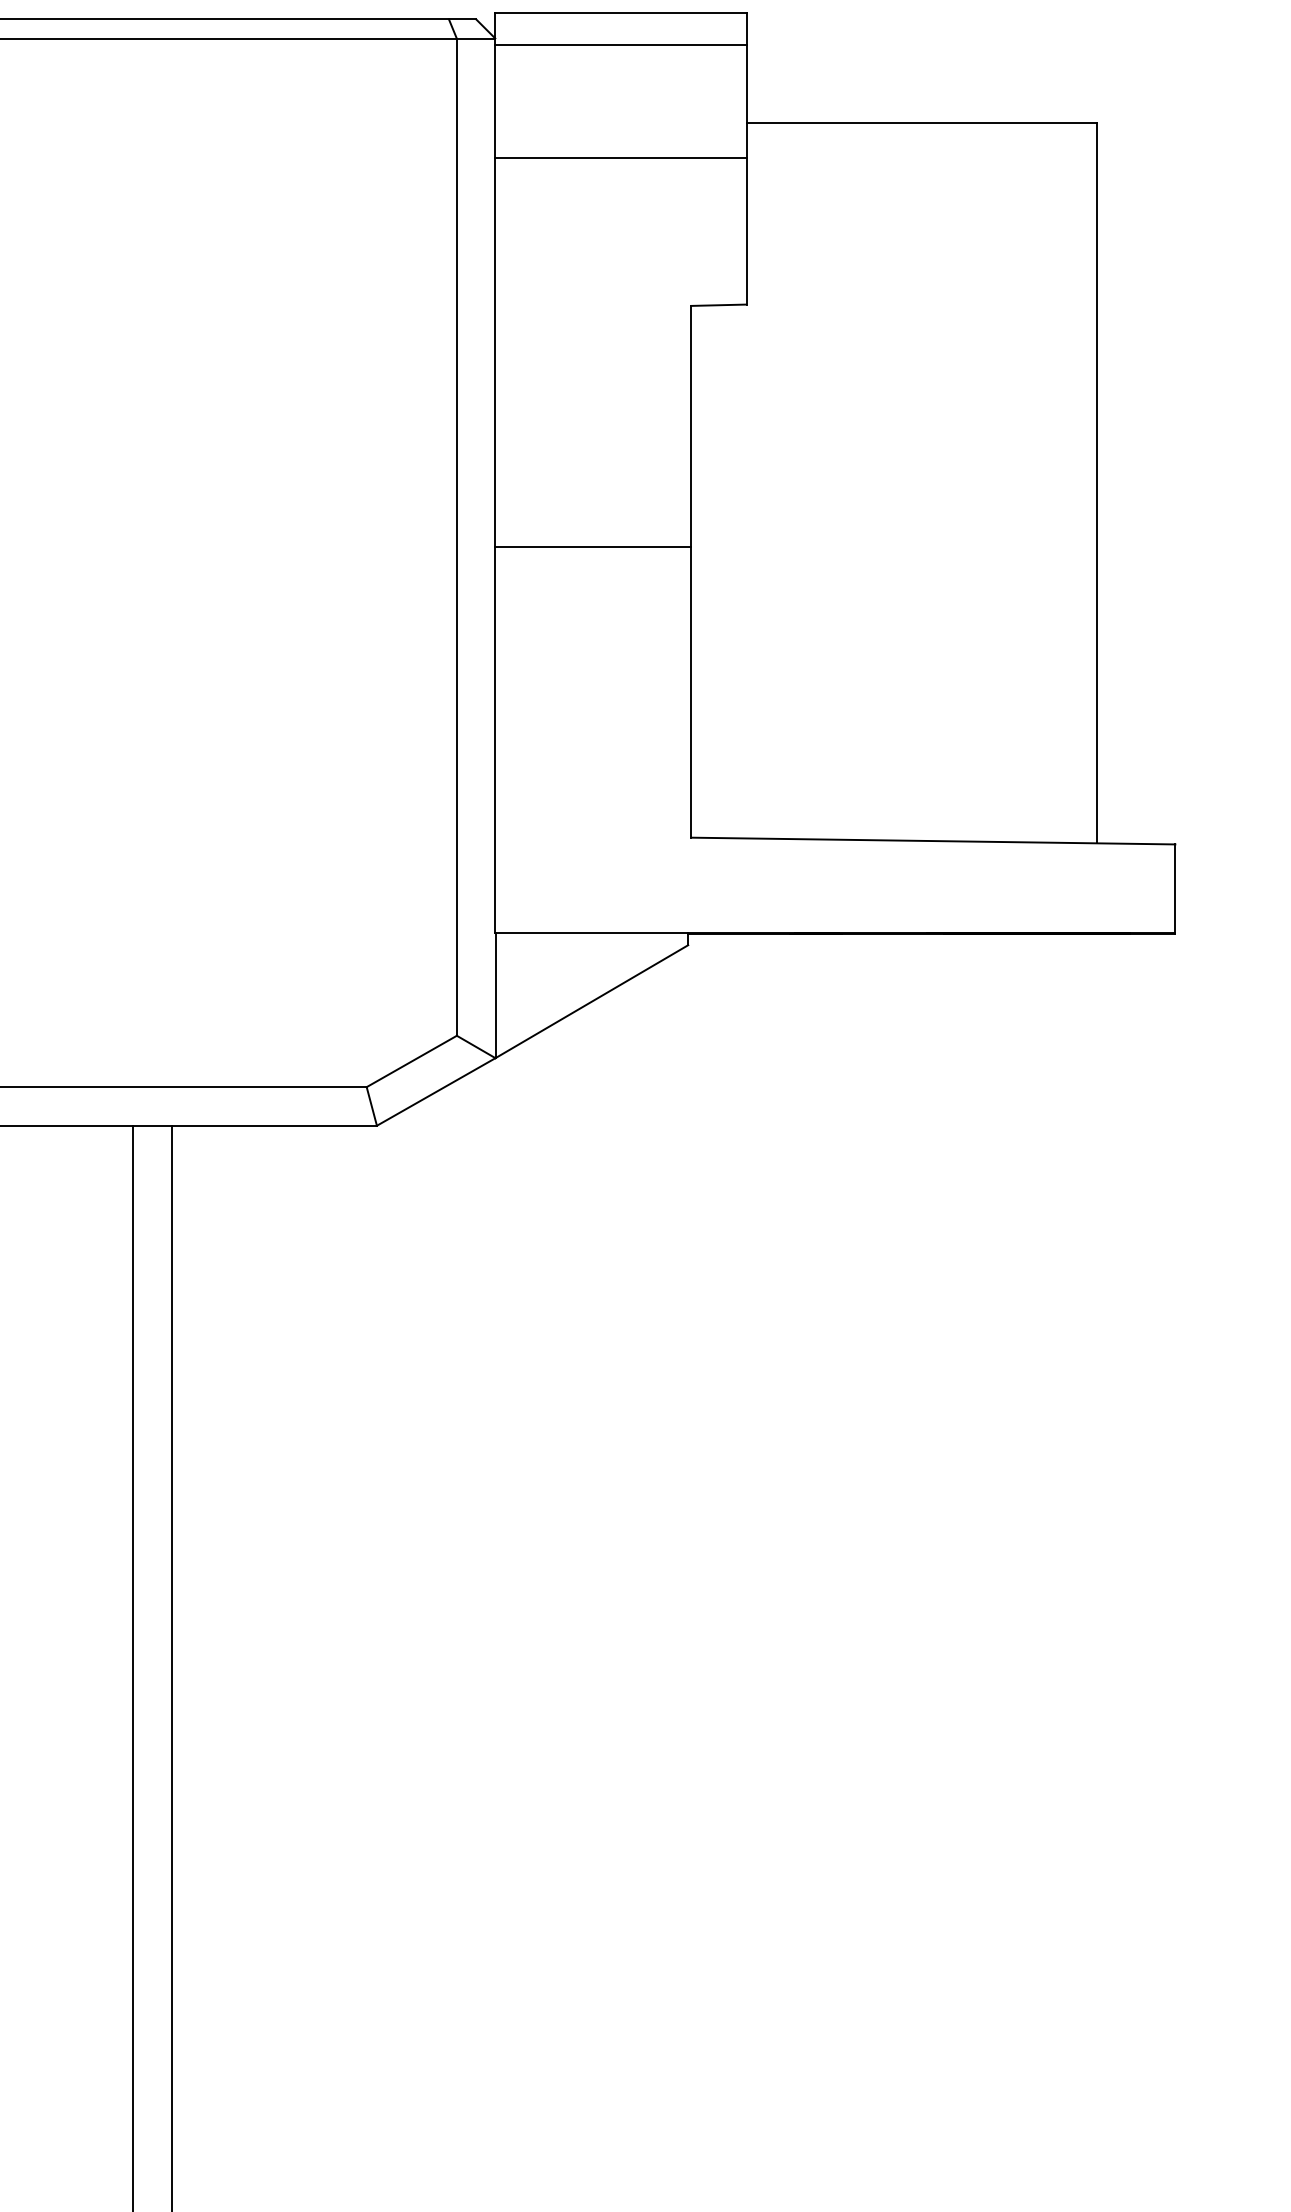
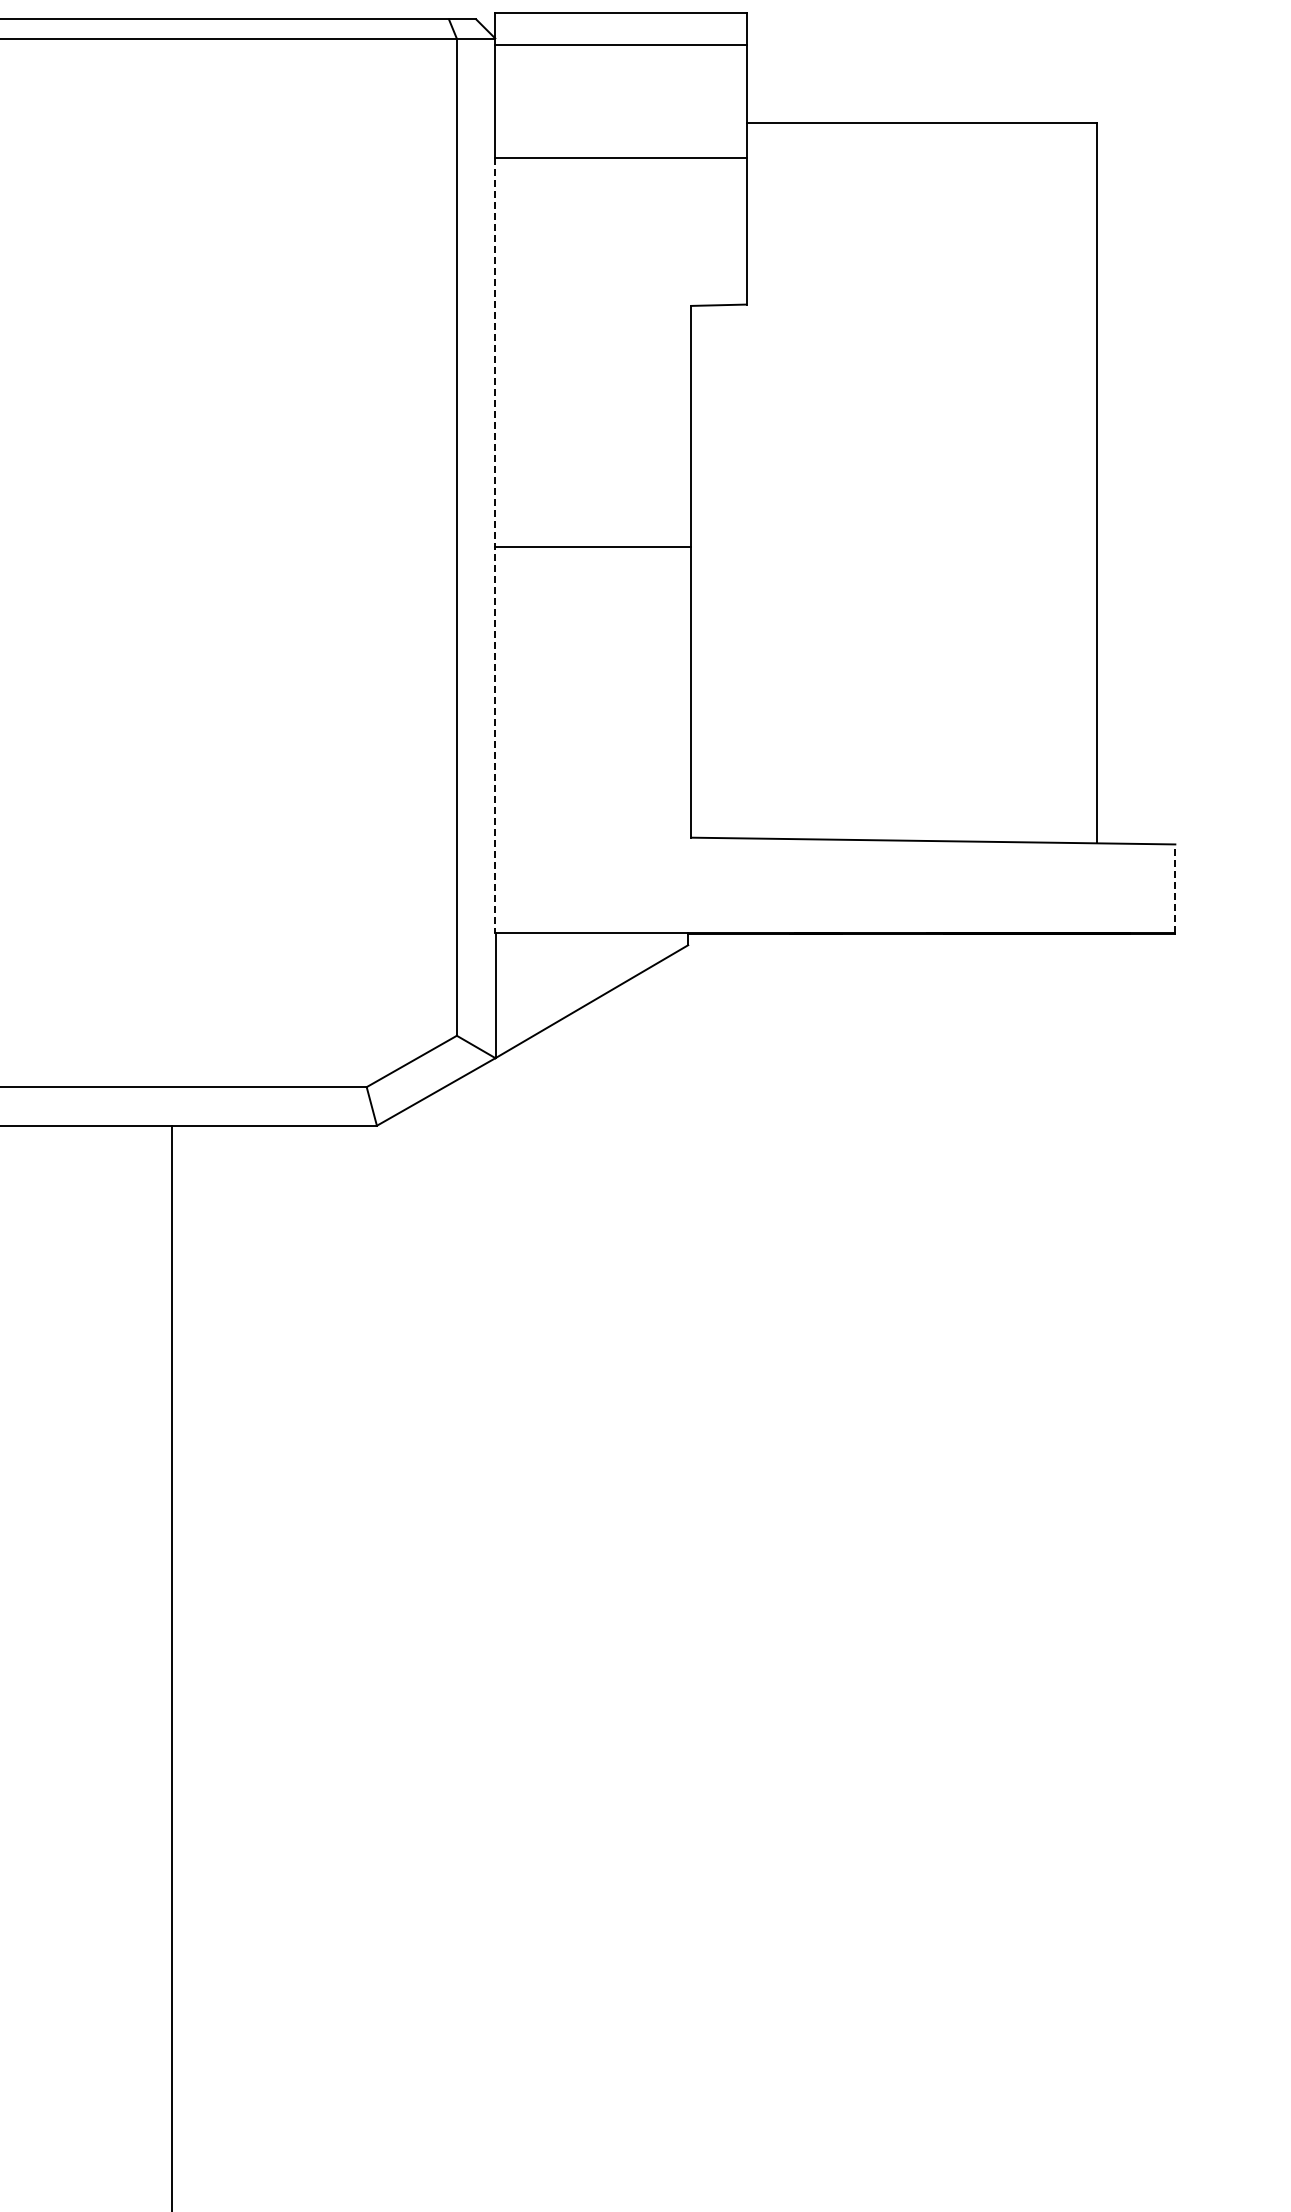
line: solid -> dashed (495, 545)
line: solid -> dashed (1175, 888)
line: present -> none (133, 1666)
